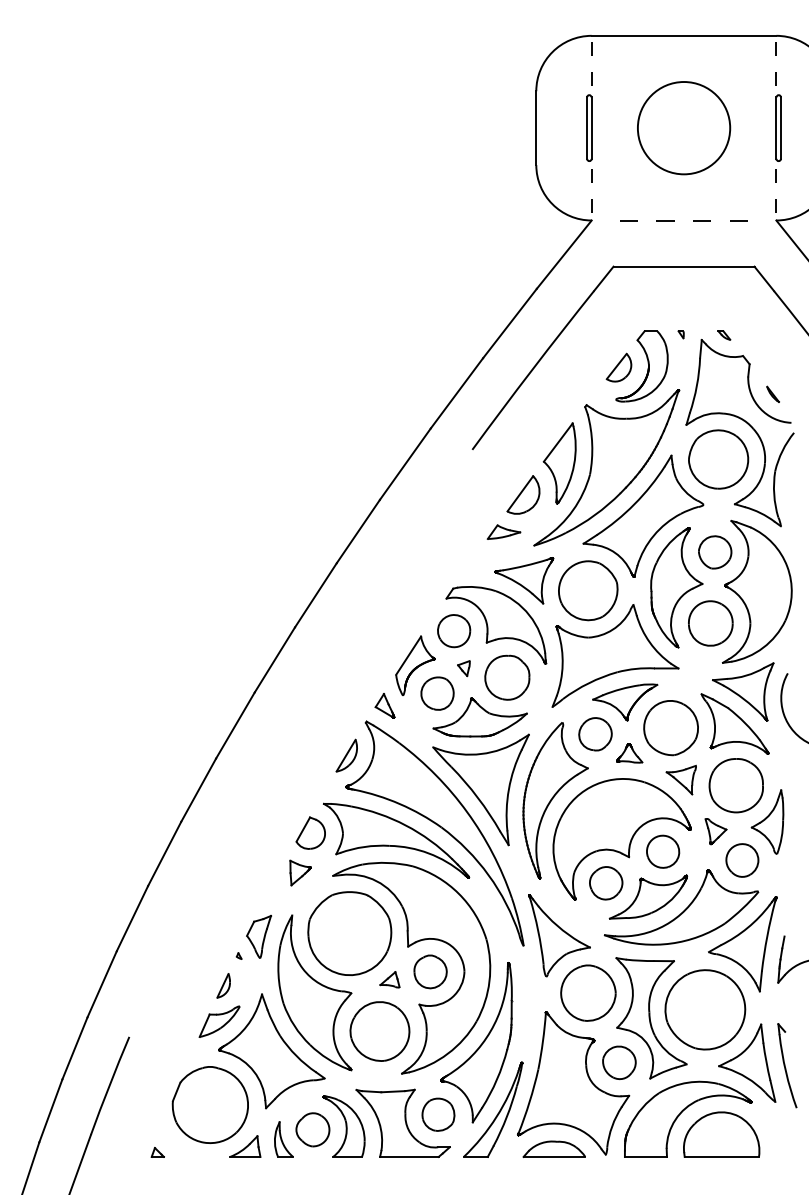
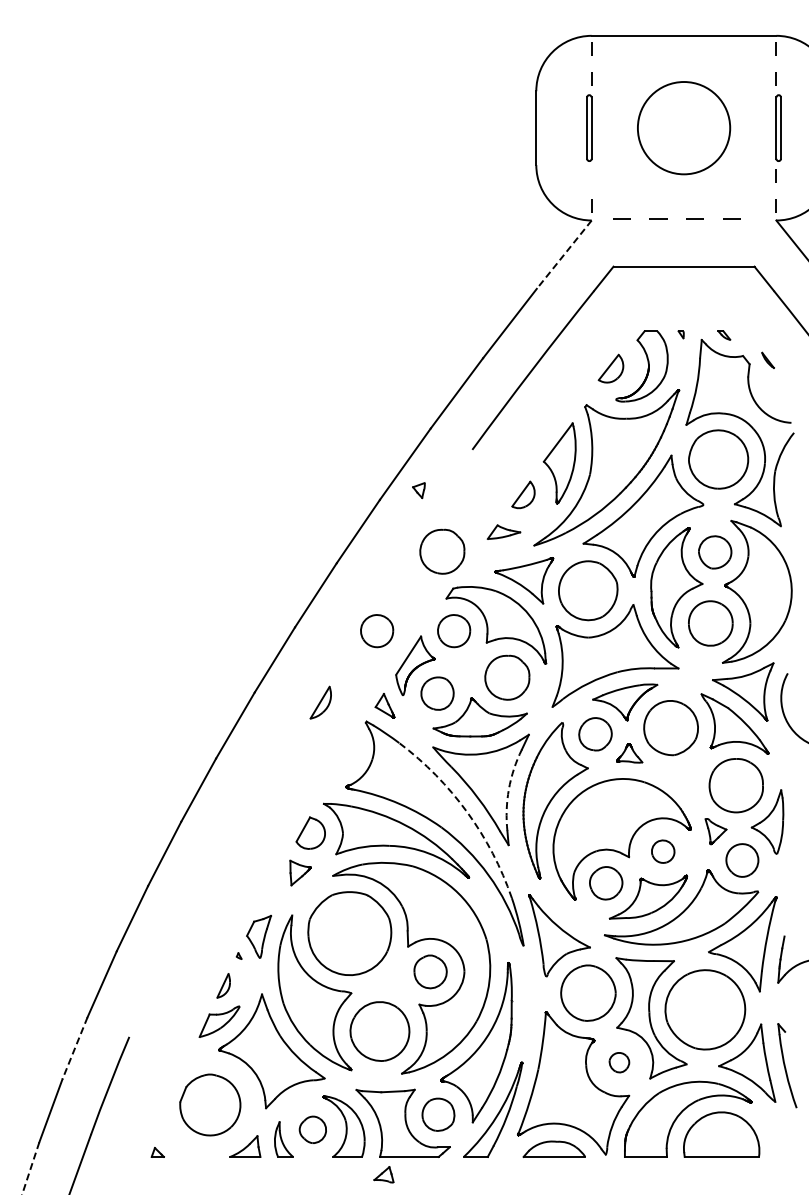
line: present -> none (591, 175)
line position: (674, 220) -> (667, 218) (667, 218)
line: solid -> dashed (564, 254)
part position: (618, 367) -> (610, 368) (610, 368)
line position: (772, 393) -> (767, 359) (767, 359)
part size: 35x40 px -> 25x30 px (523, 494)
part: none -> present (442, 551)
part: none -> present (377, 631)
part position: (463, 668) -> (418, 490) (418, 490)
part position: (346, 755) -> (320, 702) (320, 702)
part: present -> none (680, 779)
arc: solid -> dashed (508, 789)
arc: solid -> dashed (467, 812)
part size: 35x35 px -> 25x25 px (663, 851)
part position: (389, 979) -> (383, 1174) (383, 1174)
line: solid -> dashed (75, 1048)
part size: 35x35 px -> 23x22 px (619, 1062)
part size: 78x78 px -> 63x64 px (210, 1104)
part size: 36x36 px -> 29x29 px (312, 1129)
line: solid -> dashed (30, 1168)
